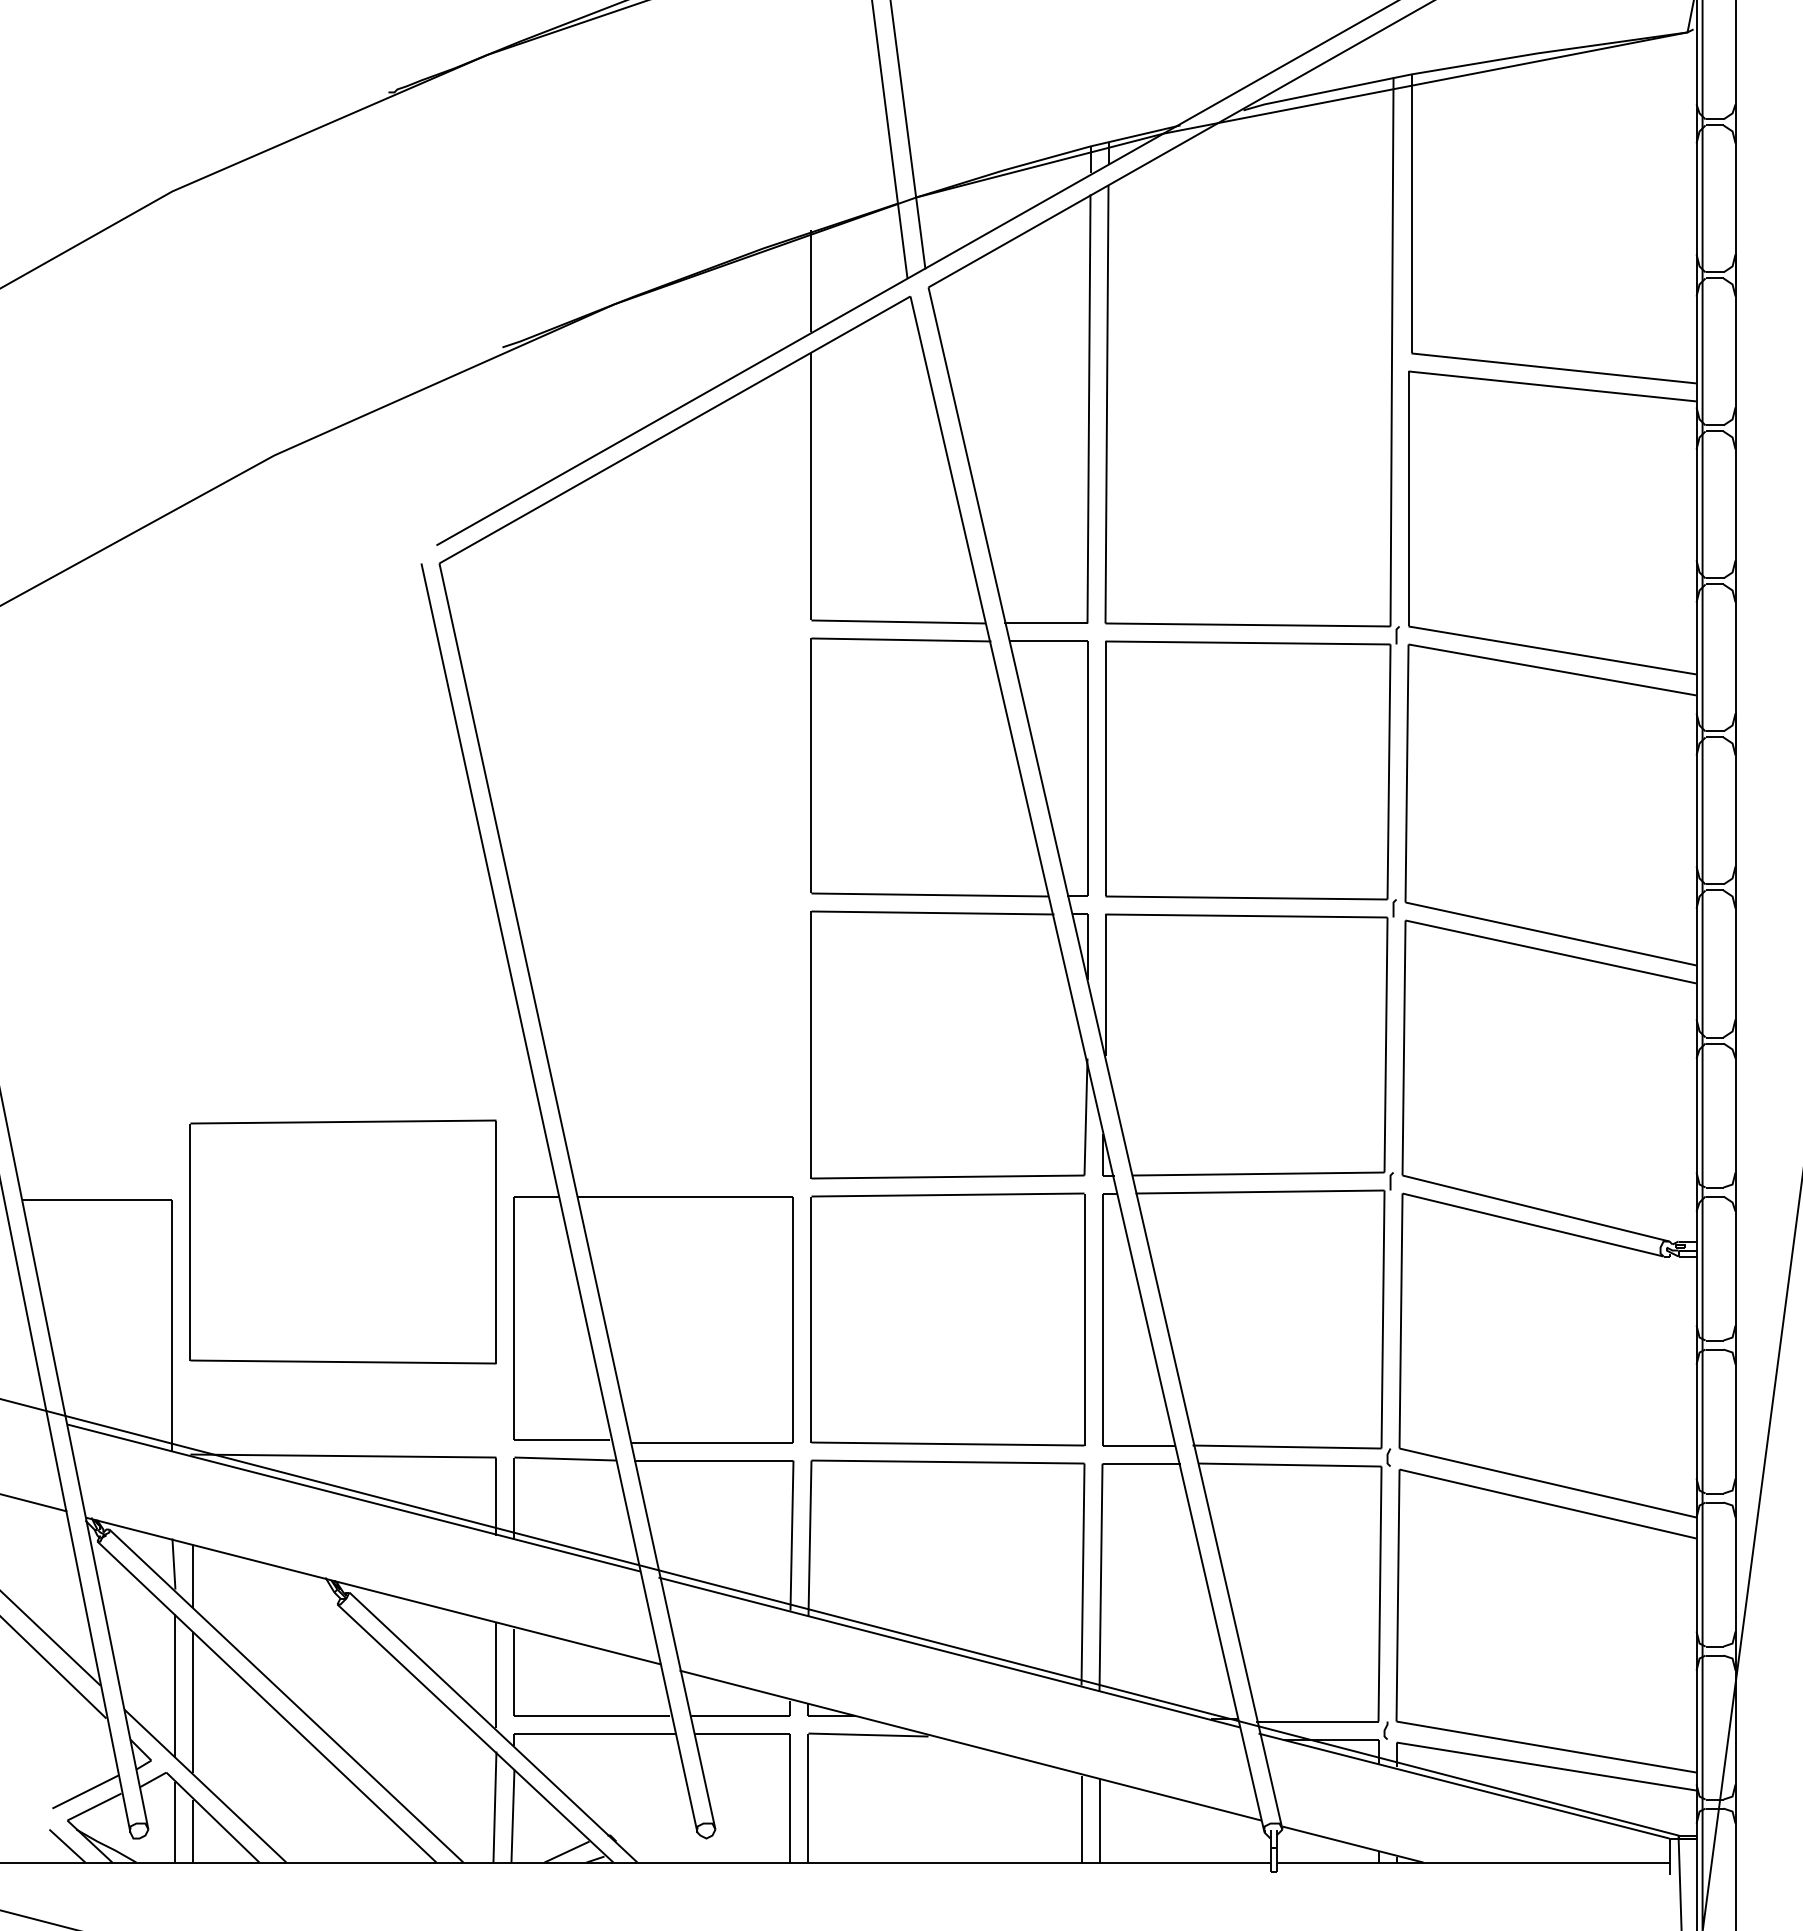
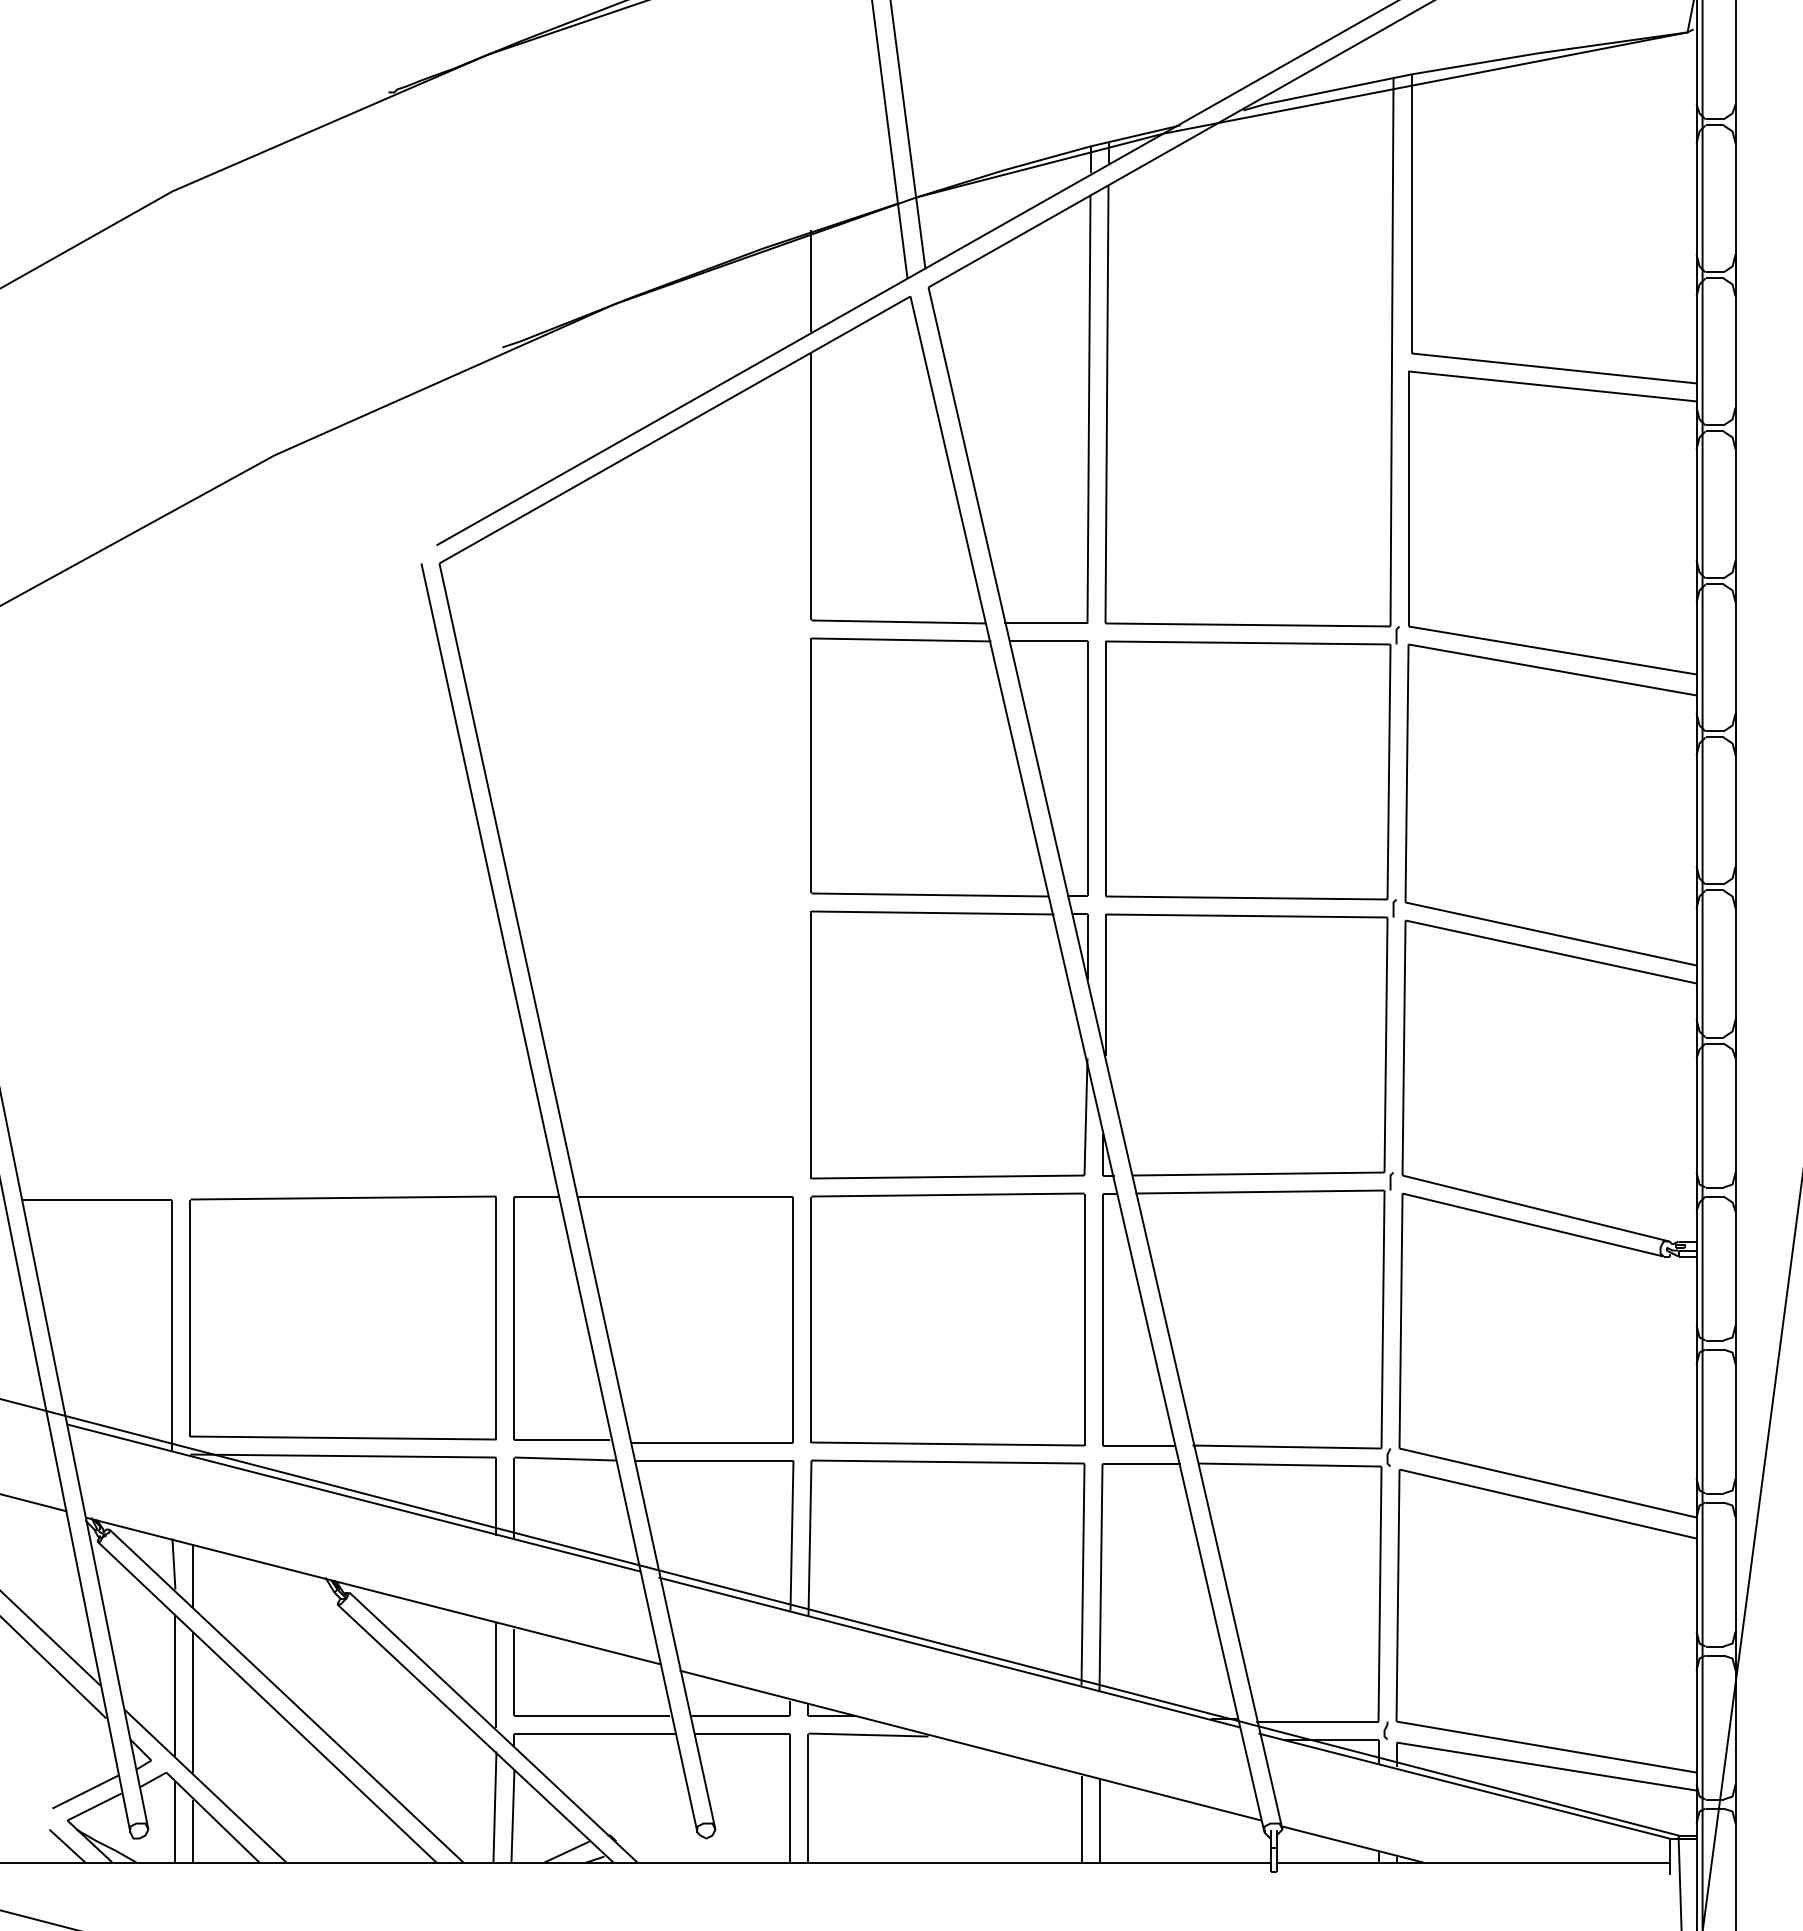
part position: (342, 1241) -> (342, 1317) (342, 1317)
